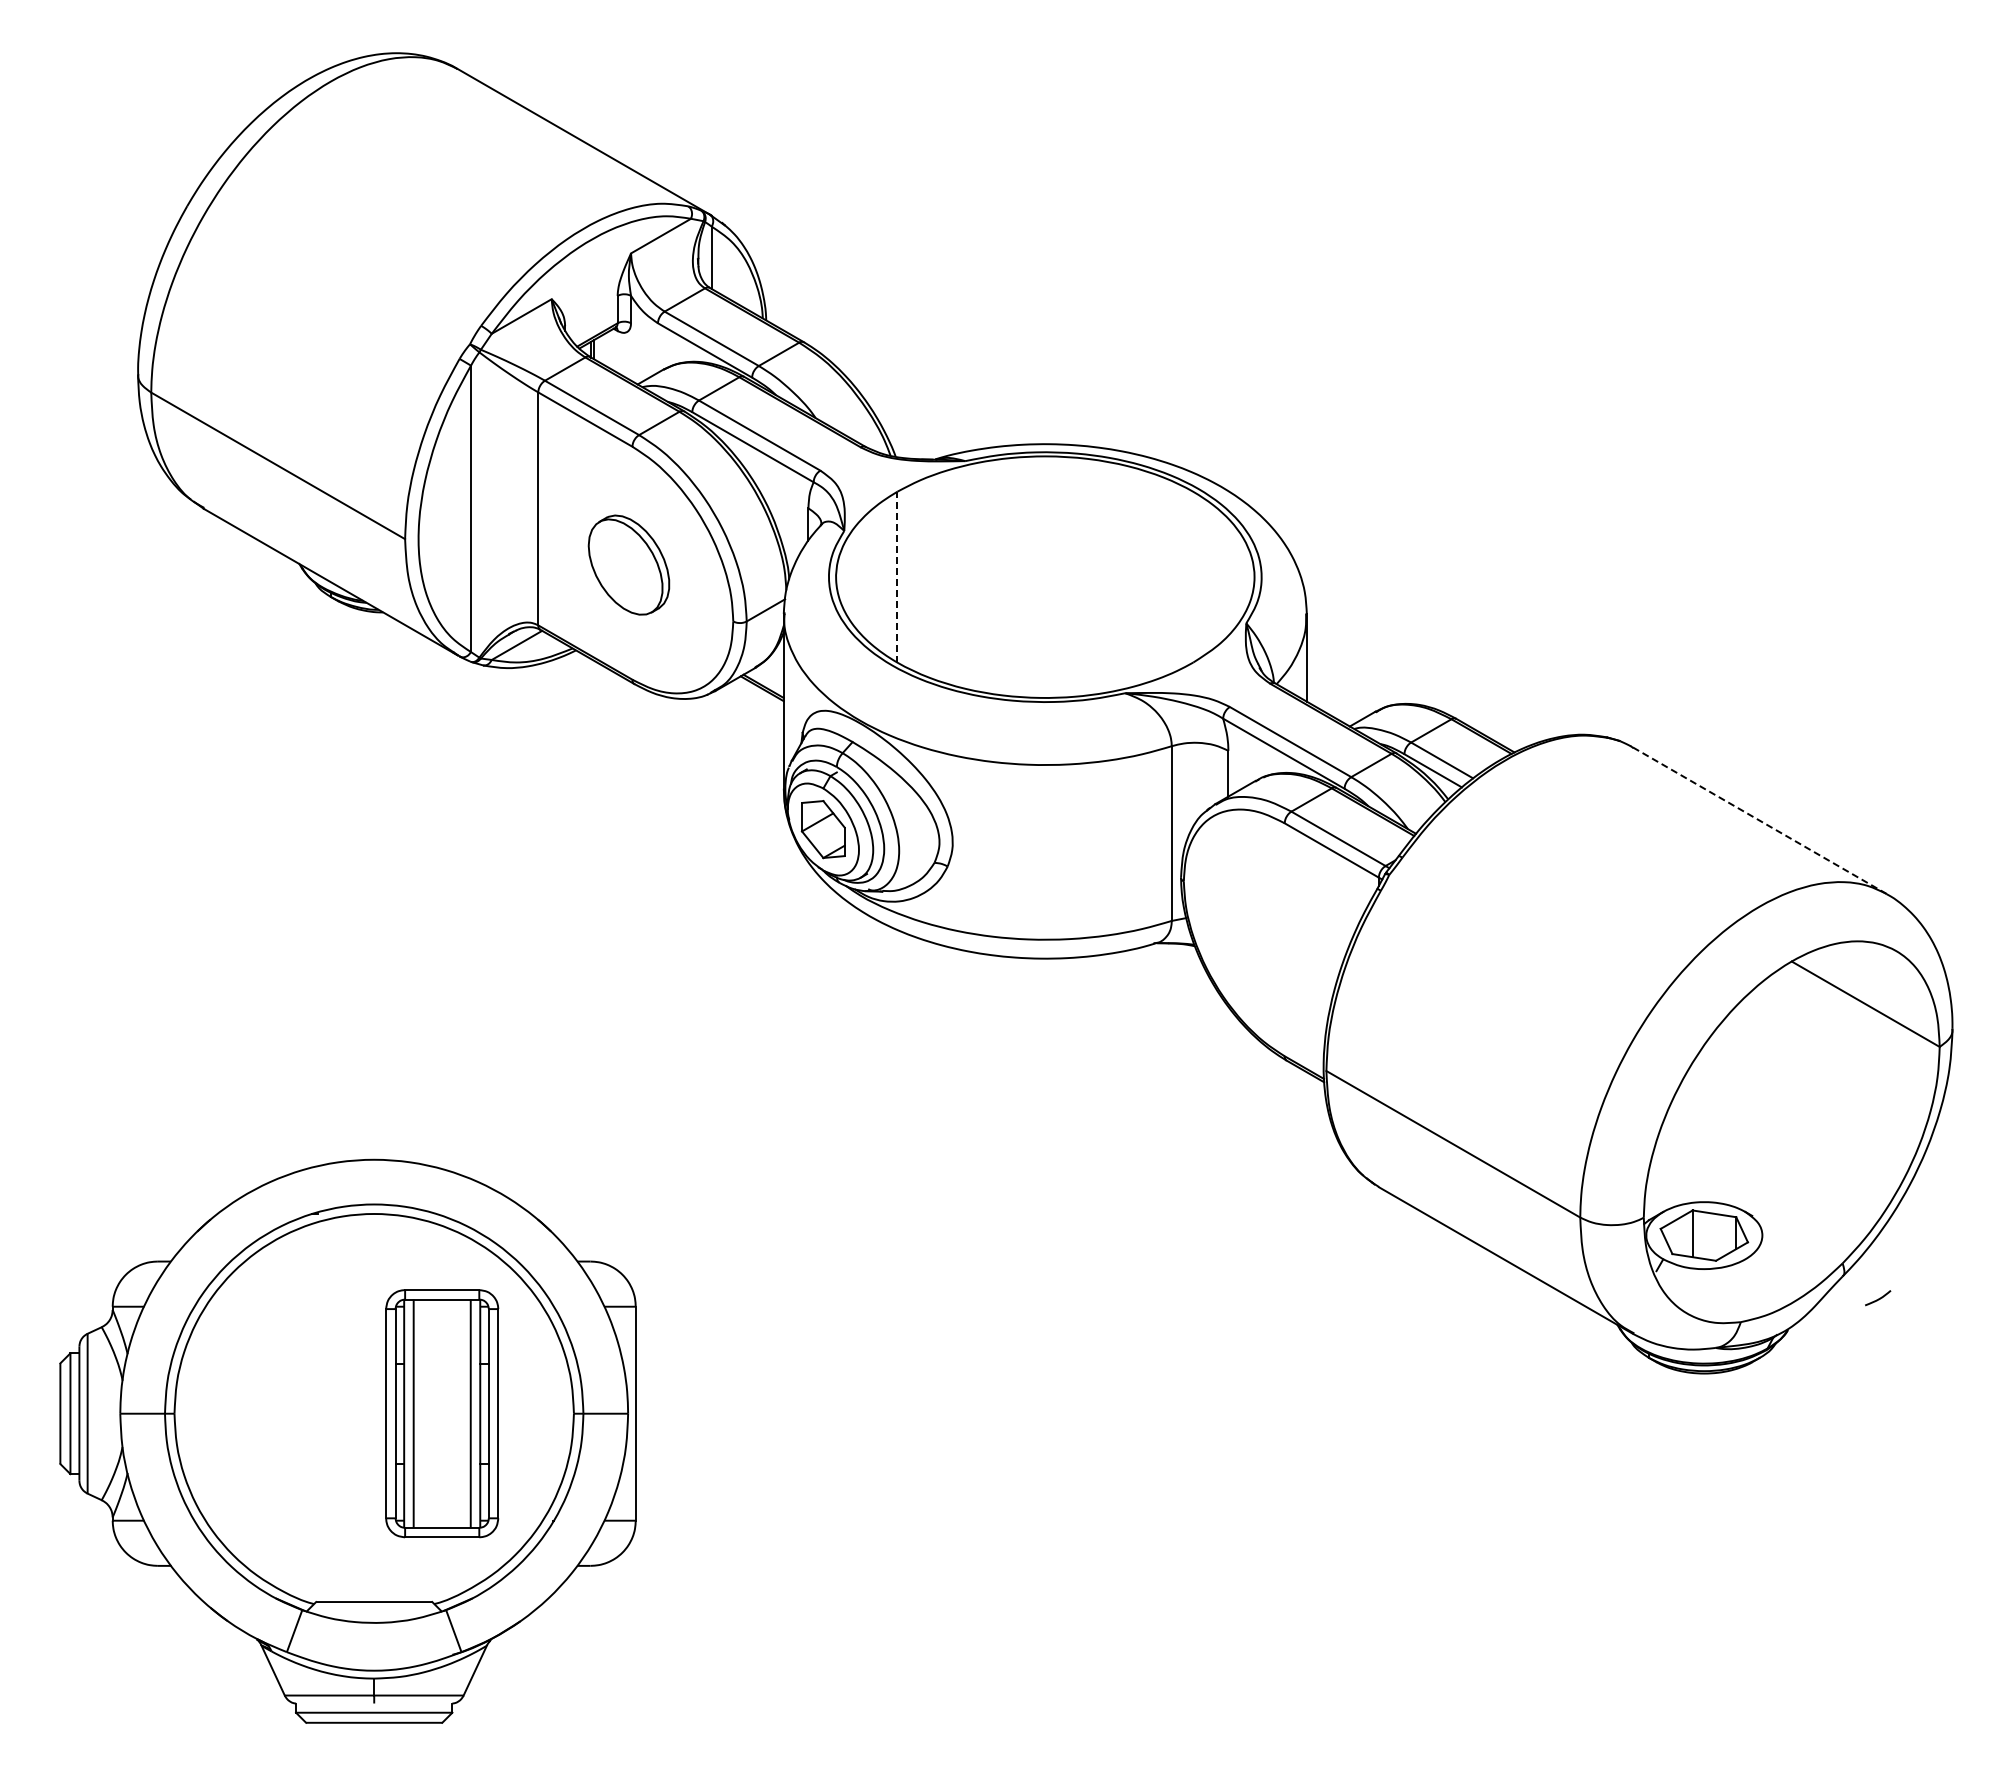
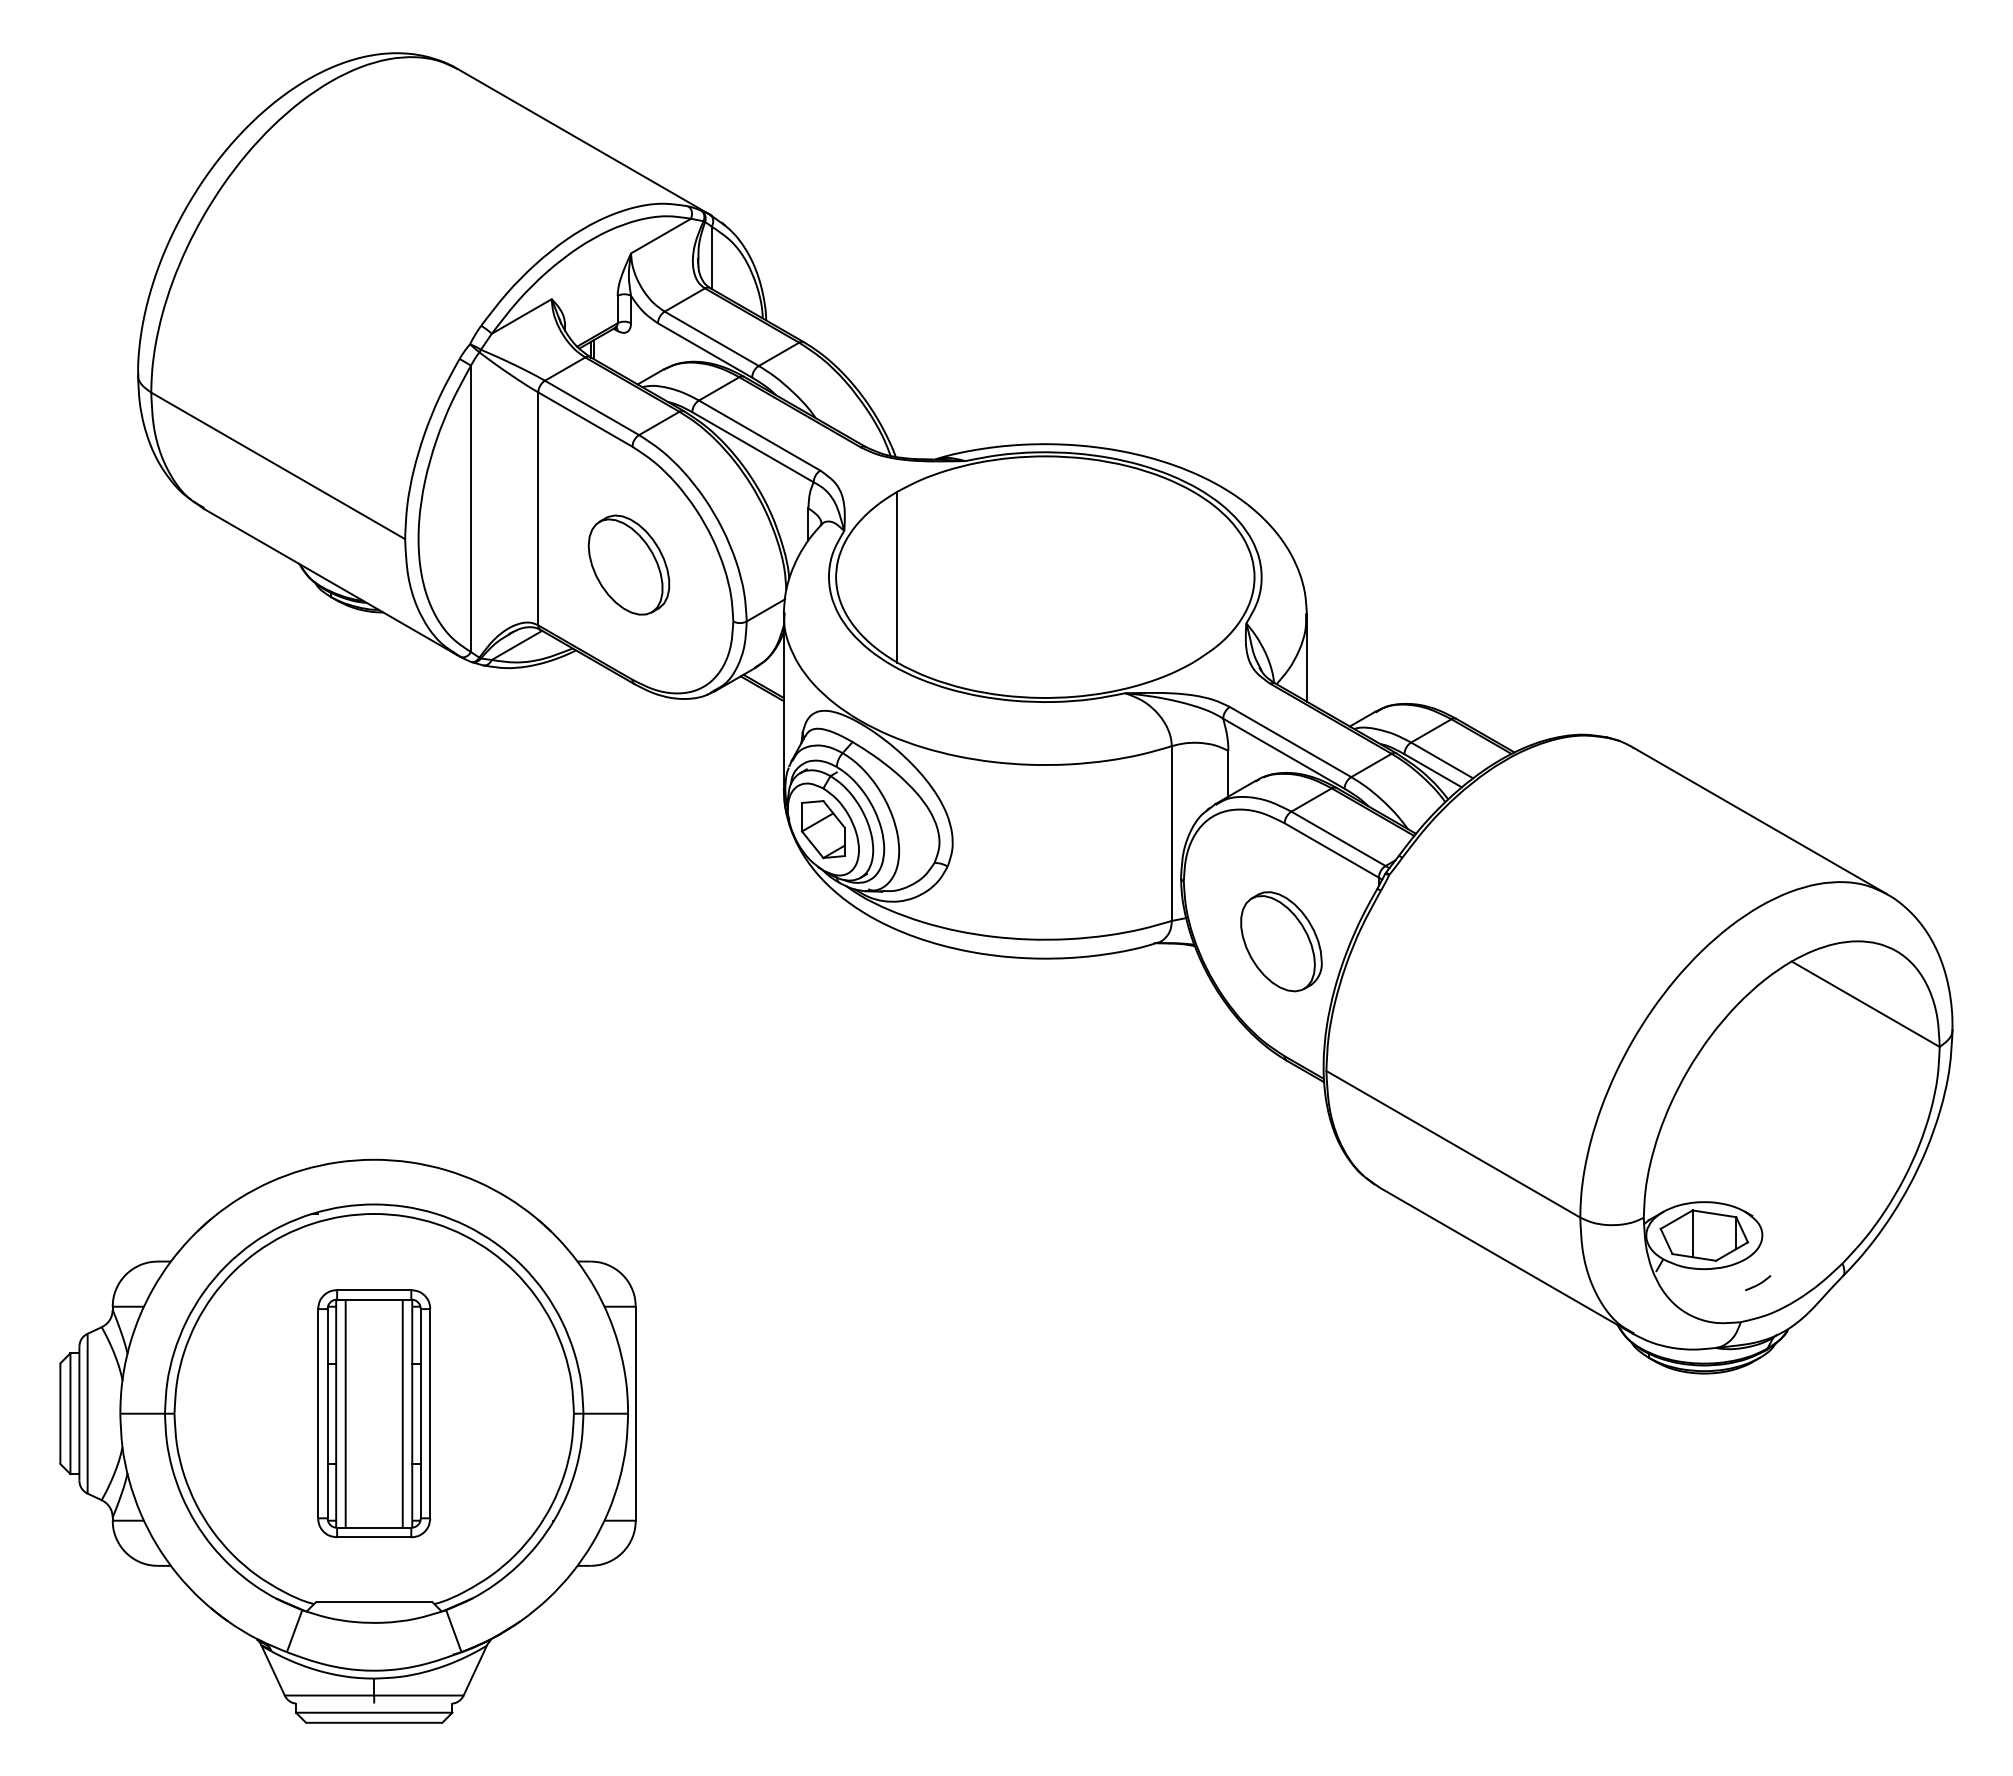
line: dashed -> solid (897, 576)
line: dashed -> solid (1759, 820)
part: none -> present (1281, 941)
curve position: (1878, 1298) -> (1758, 1283) (1758, 1283)
part position: (442, 1413) -> (374, 1413) (374, 1413)
